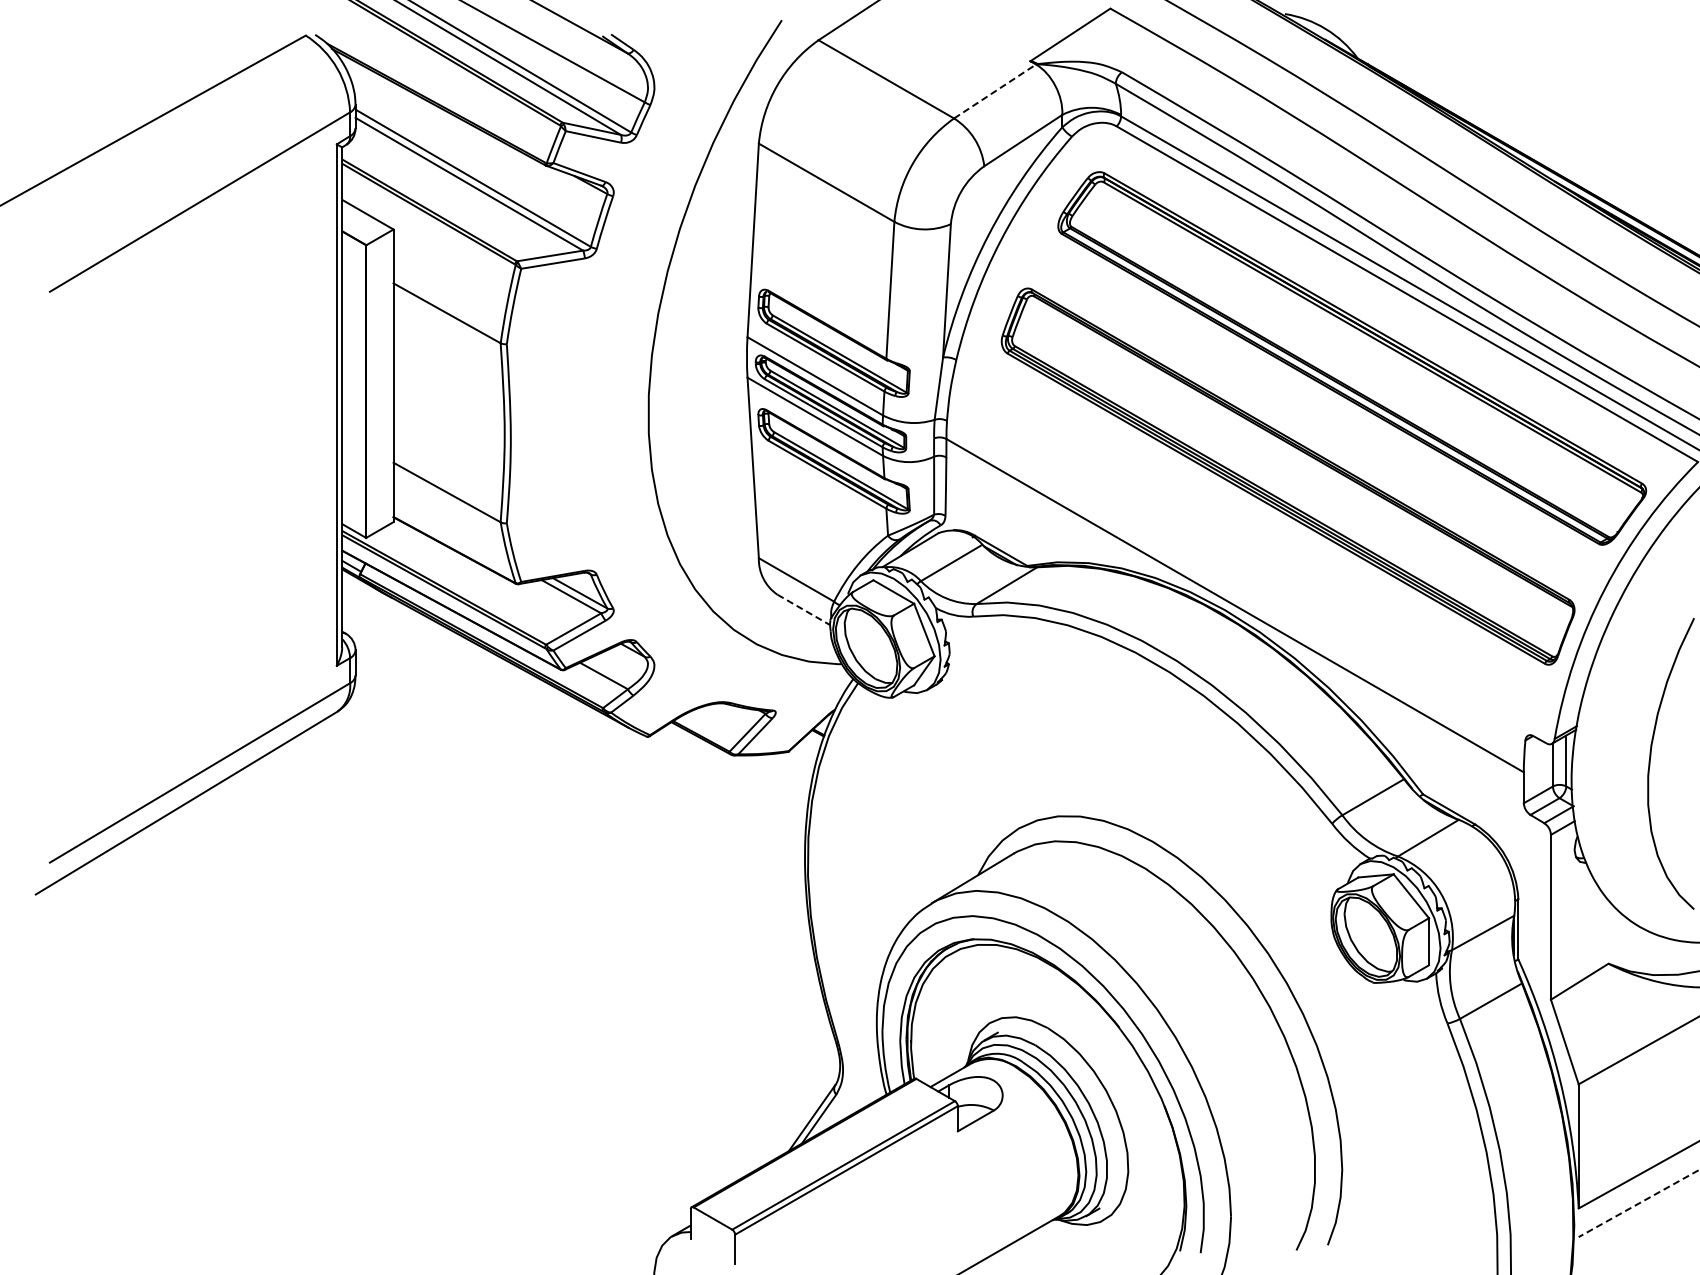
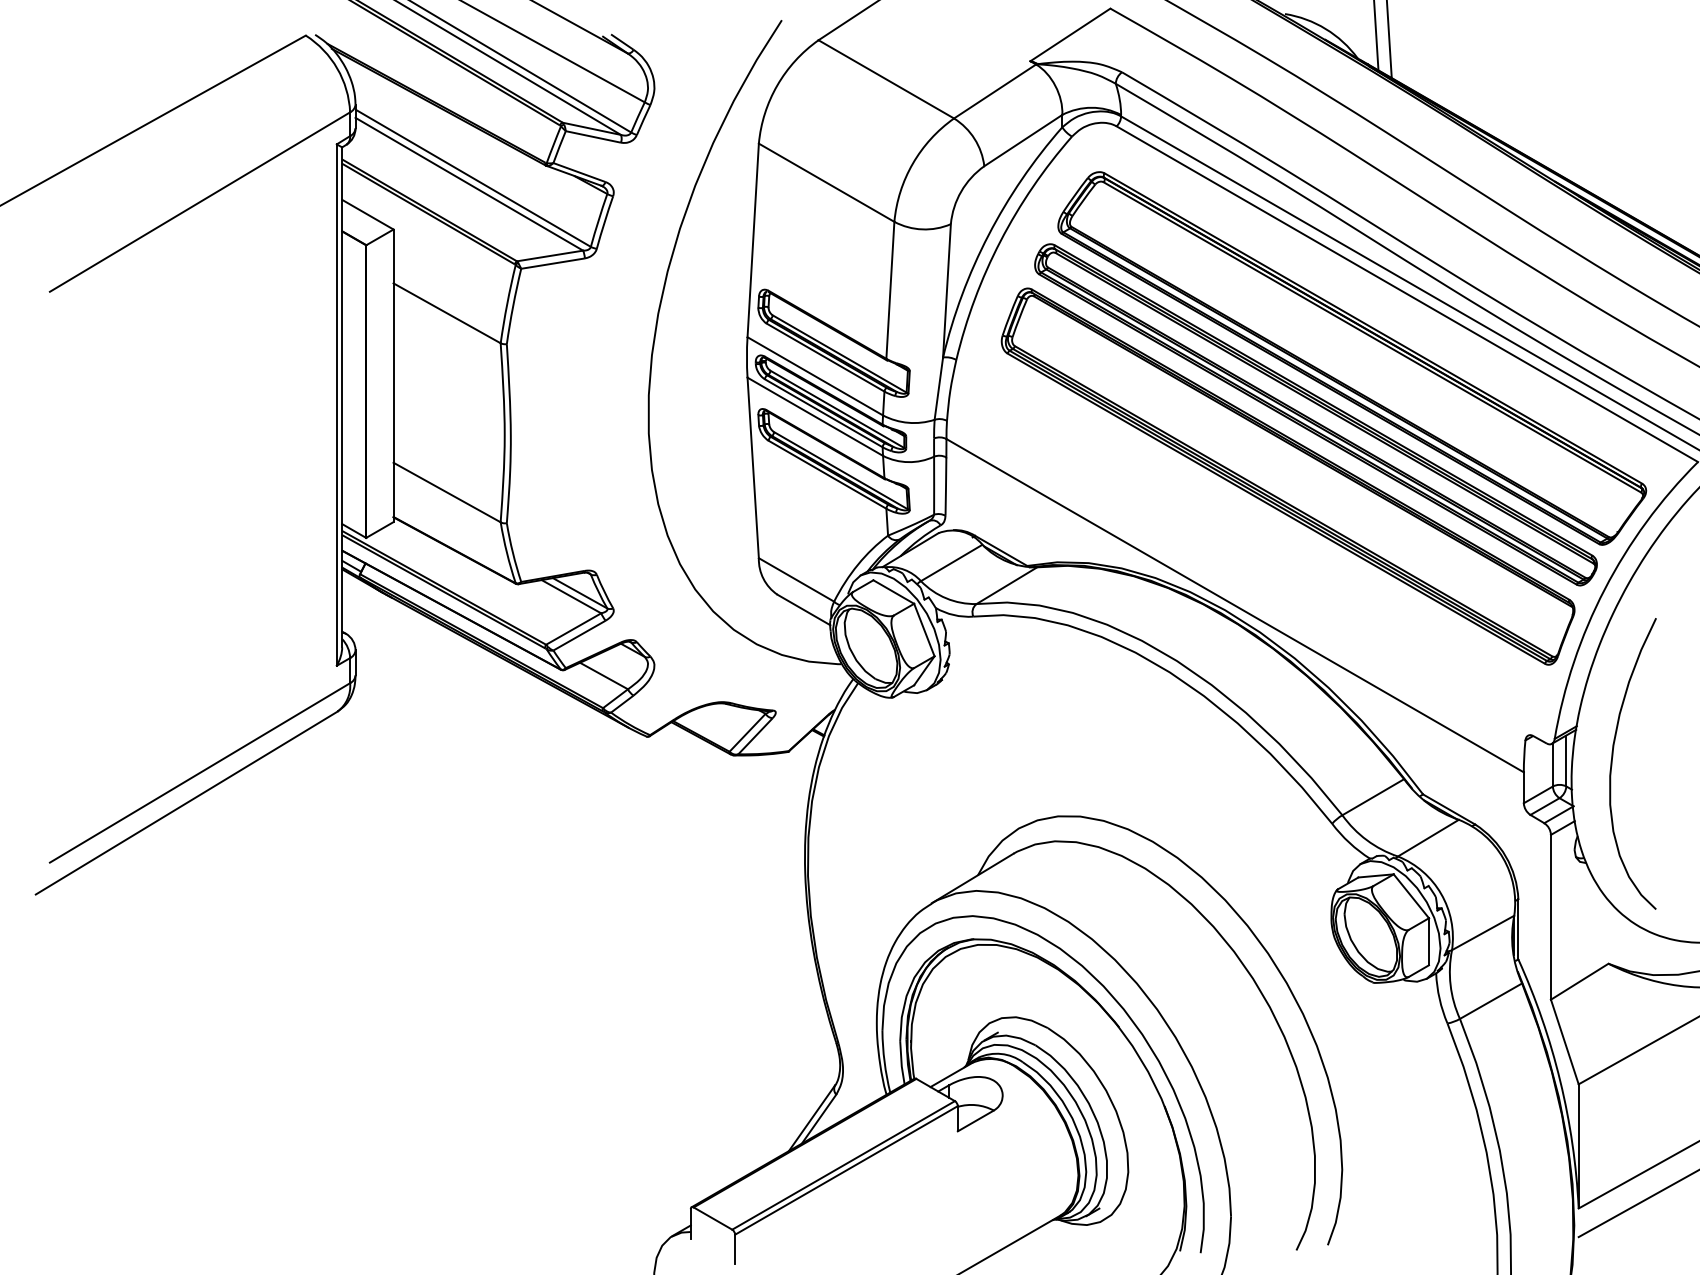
line: none -> present (1376, 36)
line: none -> present (1389, 40)
line: dashed -> solid (995, 91)
part: none -> present (1315, 414)
line: dashed -> solid (803, 610)
curve position: (1650, 763) -> (1612, 763) (1612, 763)
line: dashed -> solid (1638, 1203)
